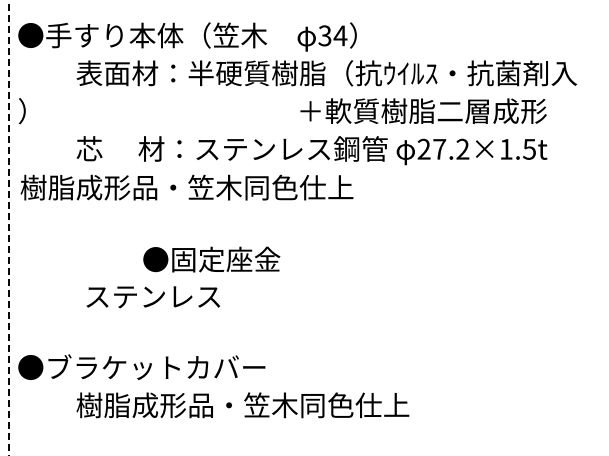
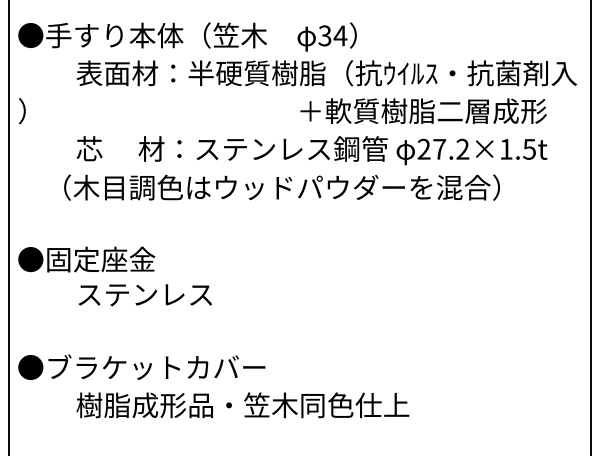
text: 樹脂成形品・笠木同色仕上 -> （木目調色はウッドパウダーを混合） (259, 187)
line: none -> present (590, 227)
line: dashed -> solid (9, 228)
text position: (211, 259) -> (86, 259) (86, 259)
text position: (152, 297) -> (144, 295) (144, 295)
